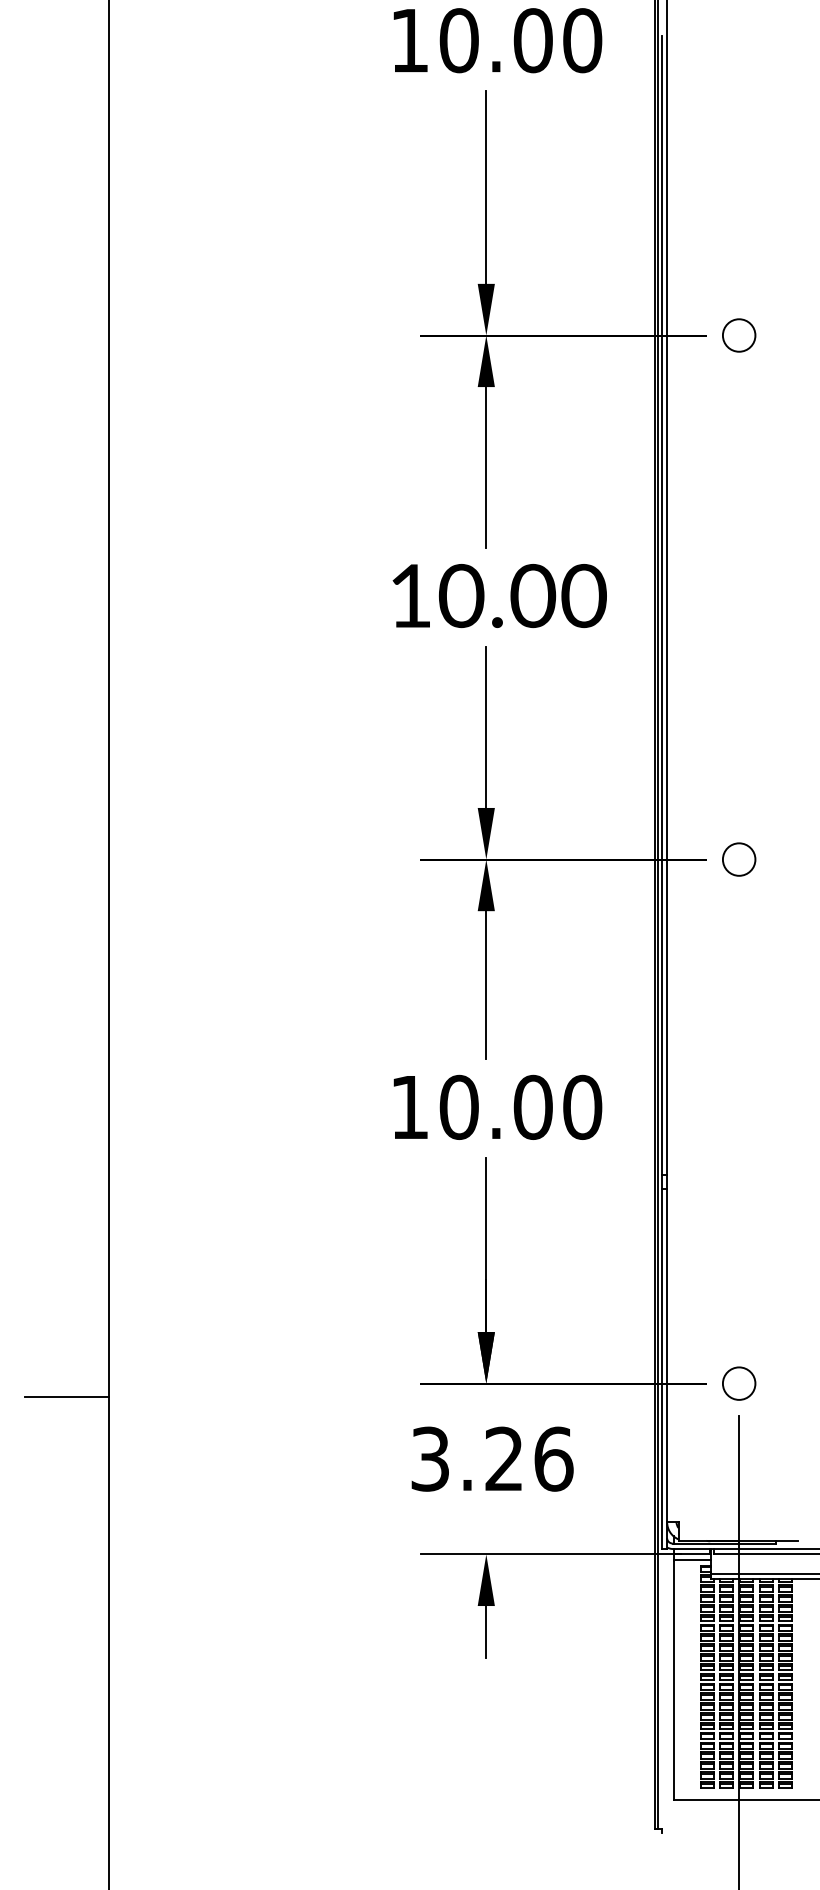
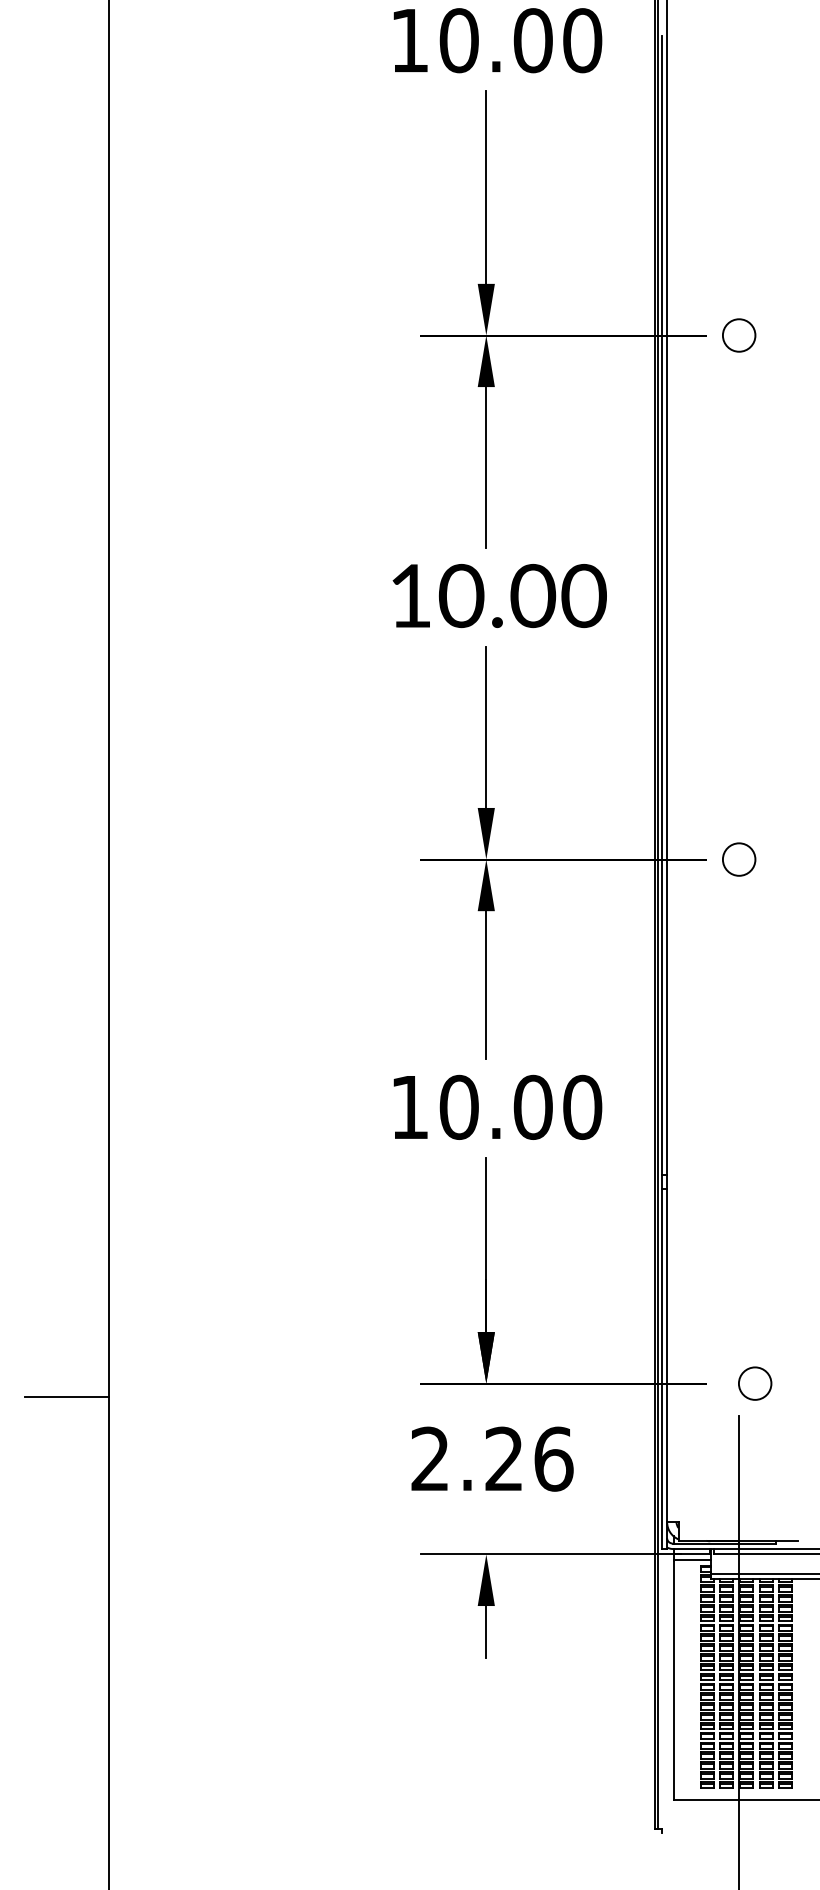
circle position: (739, 1383) -> (755, 1383) (755, 1383)
text: 3.26 -> 2.26 (429, 1458)
